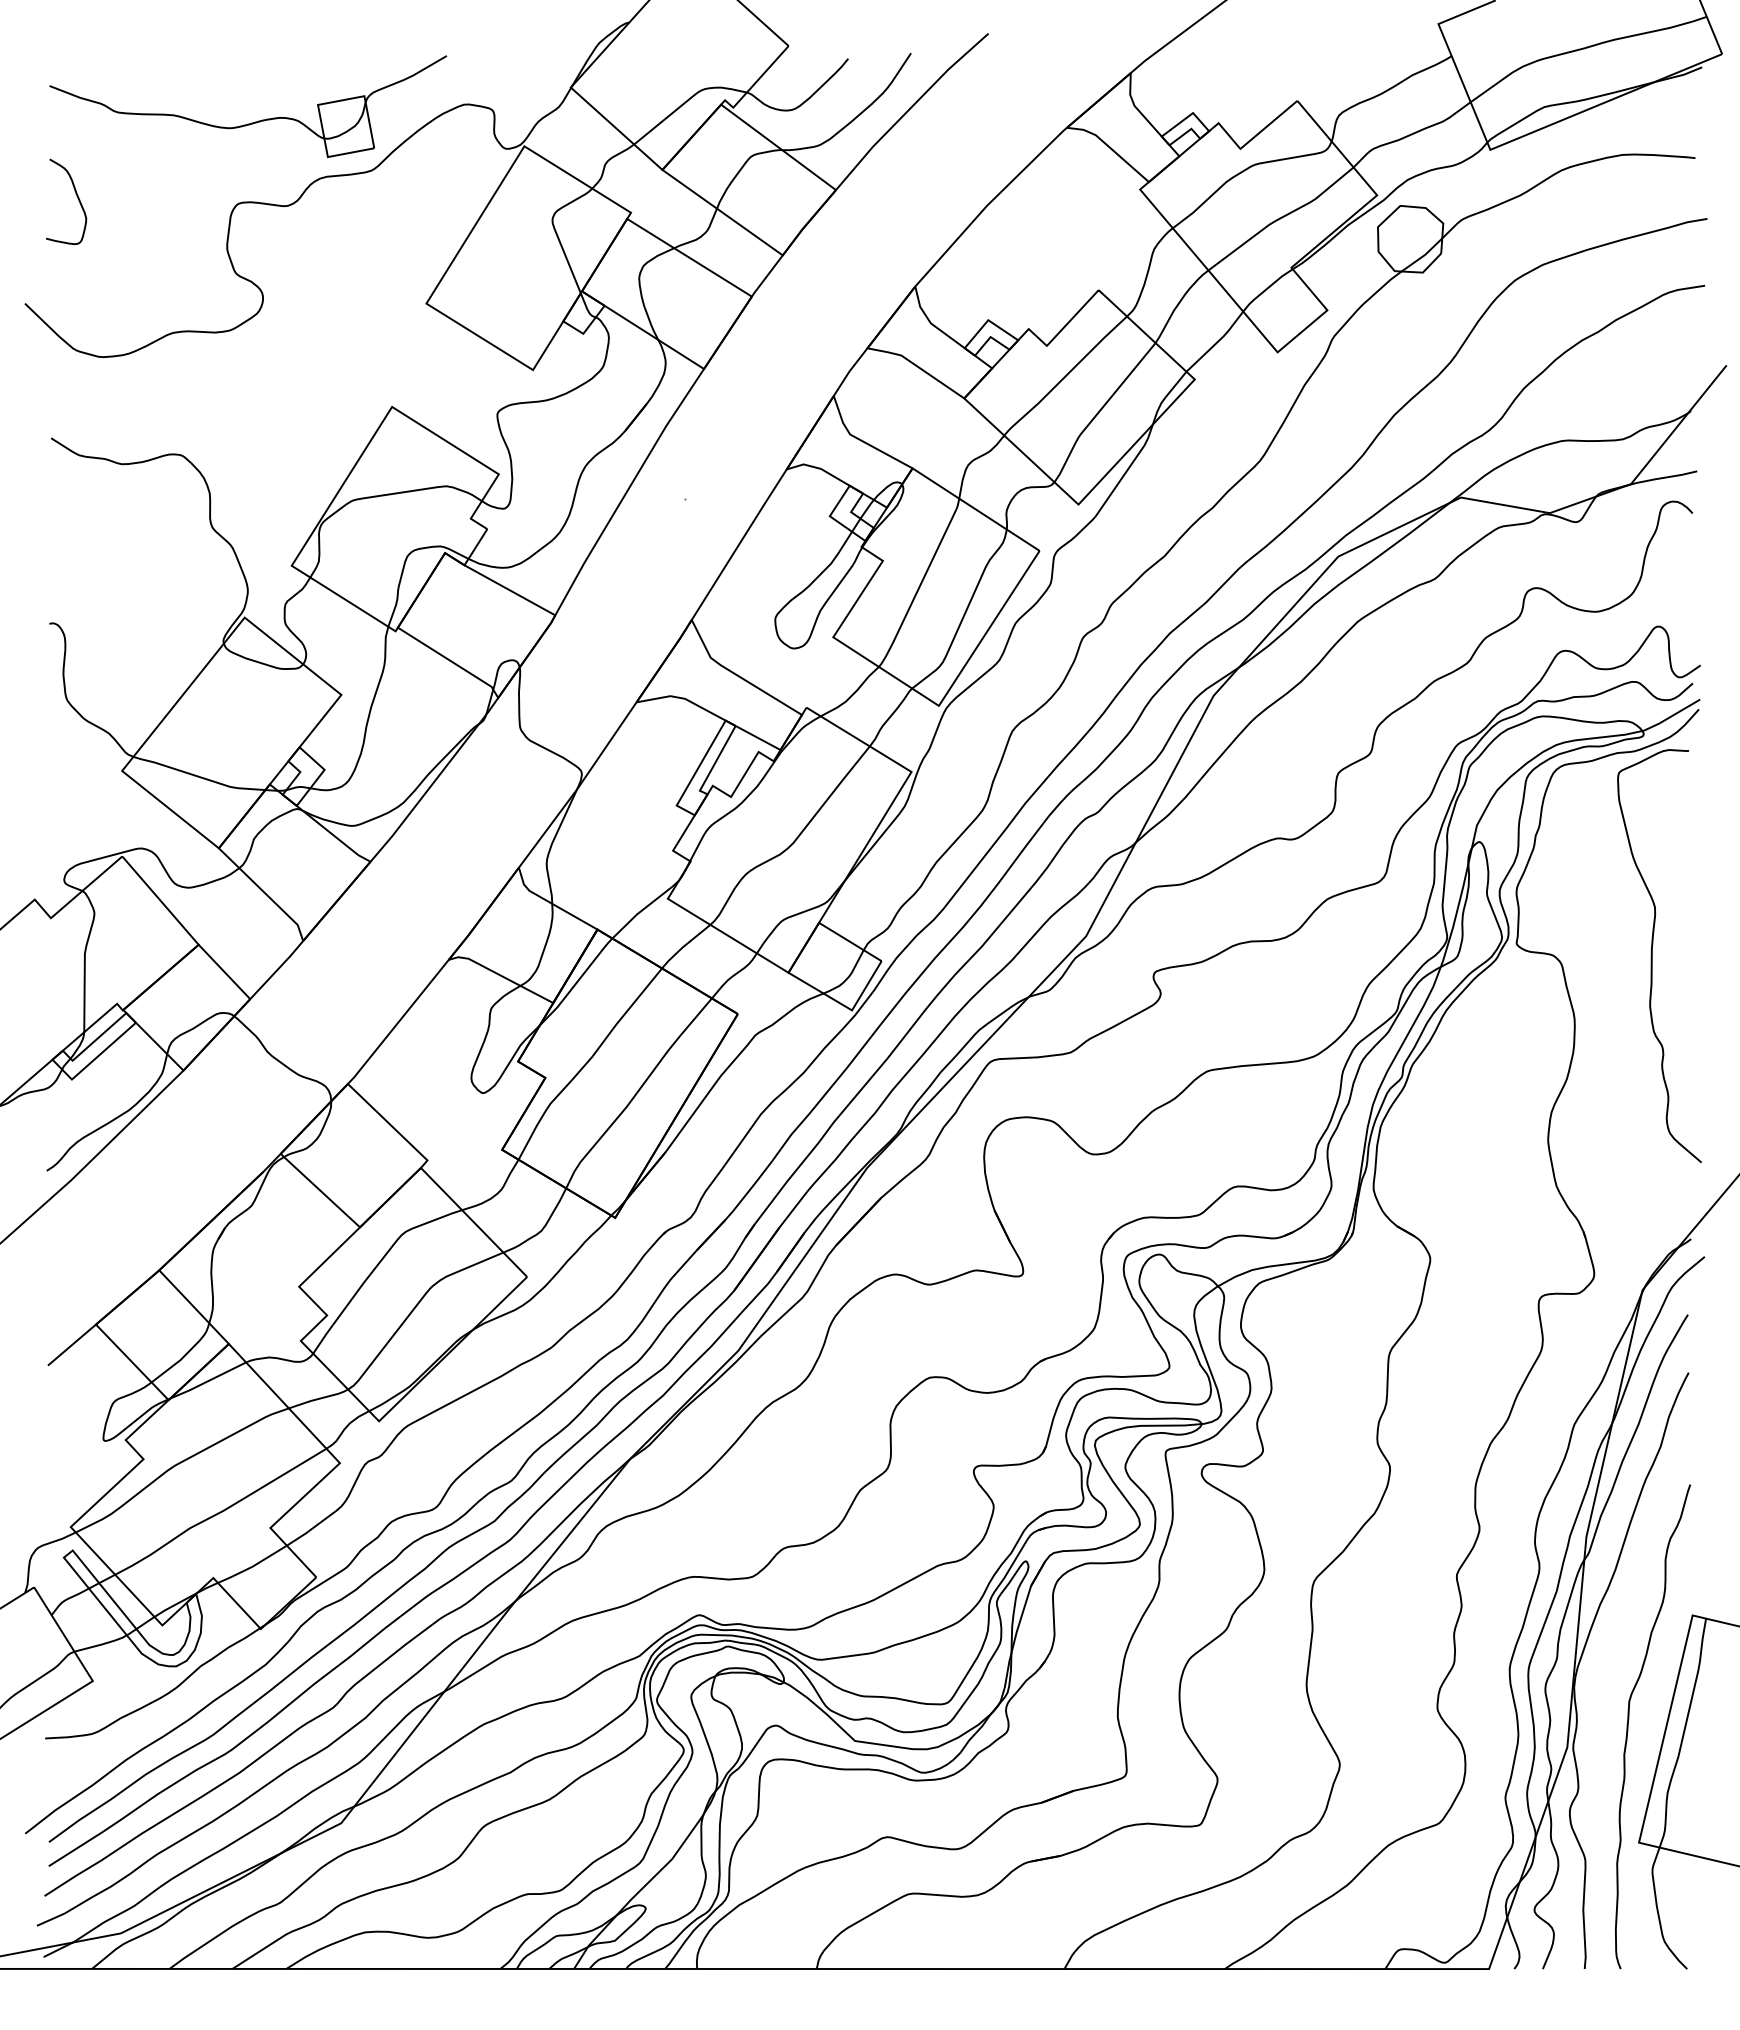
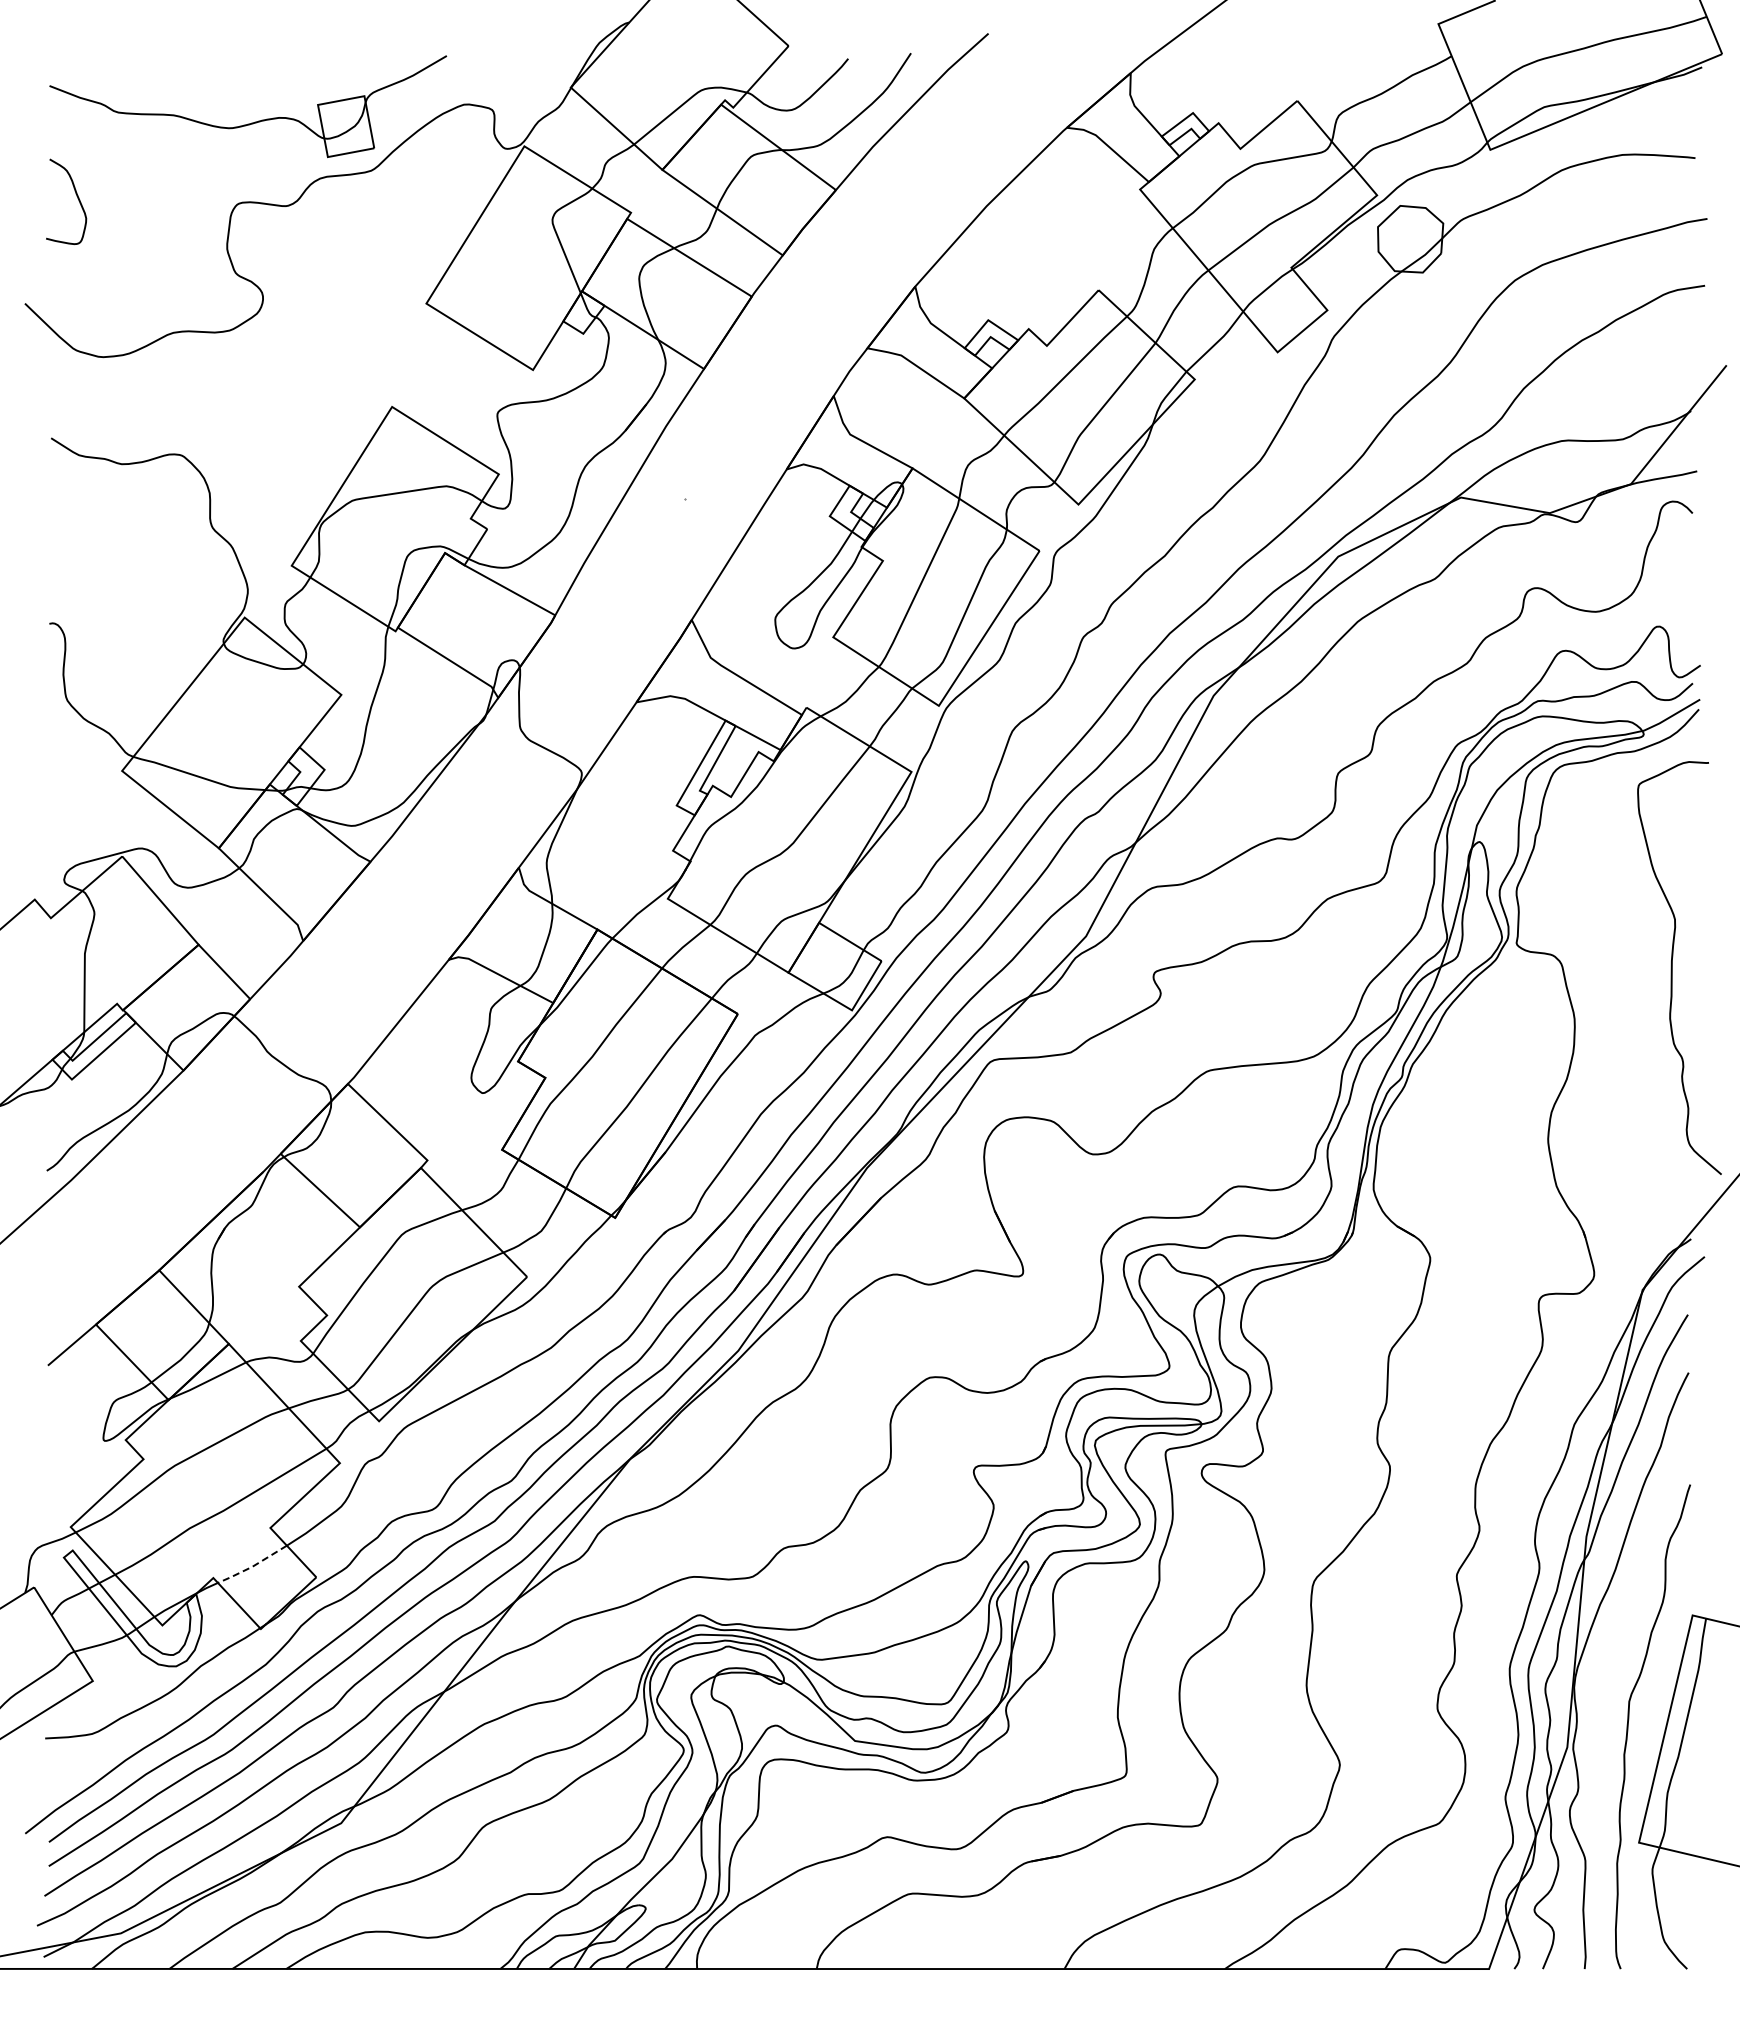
curve position: (1652, 955) -> (1672, 967) (1672, 967)
line: solid -> dashed (252, 1566)
